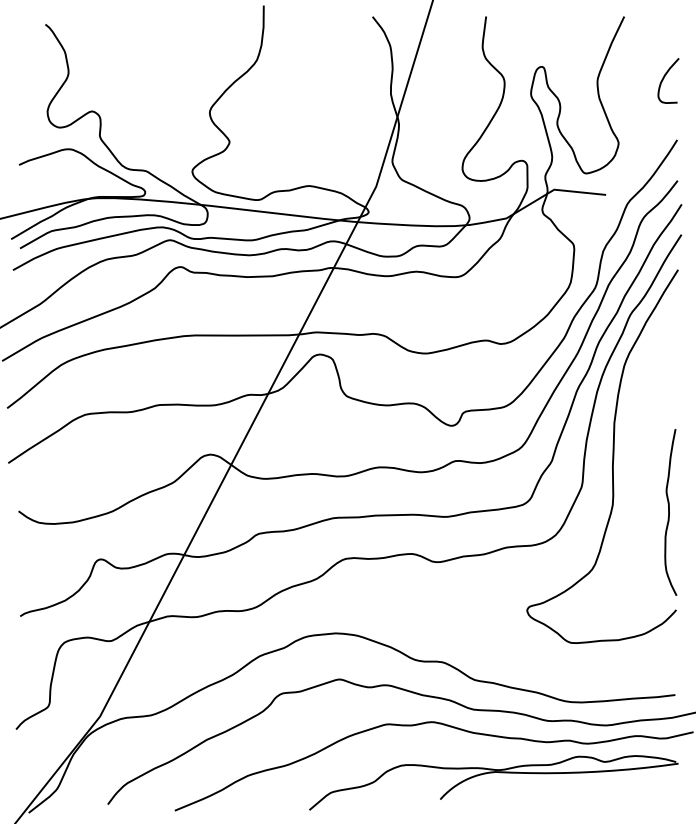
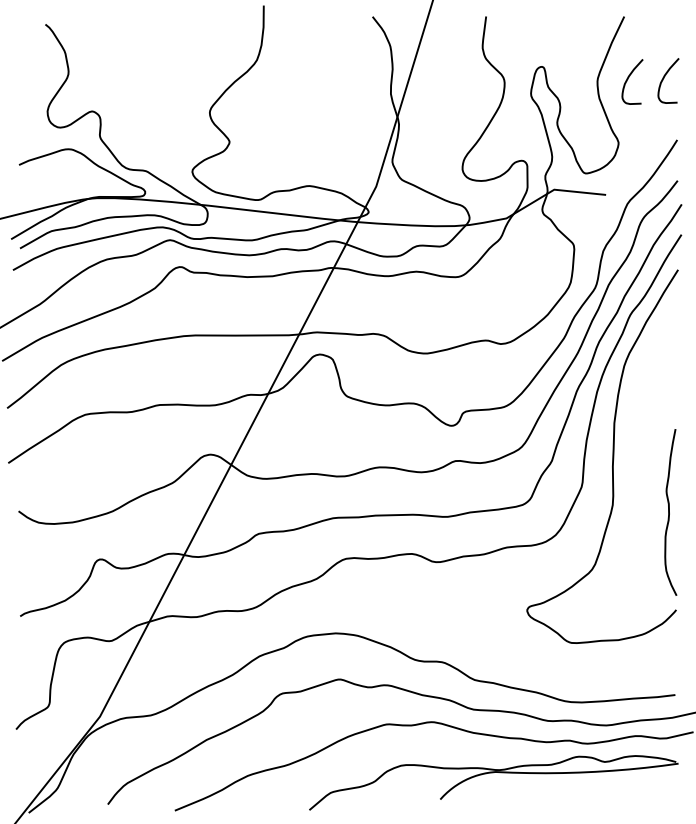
curve: none -> present (628, 79)
